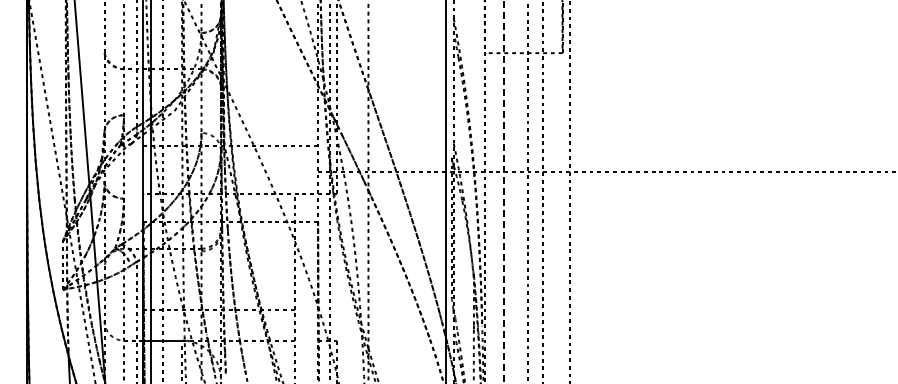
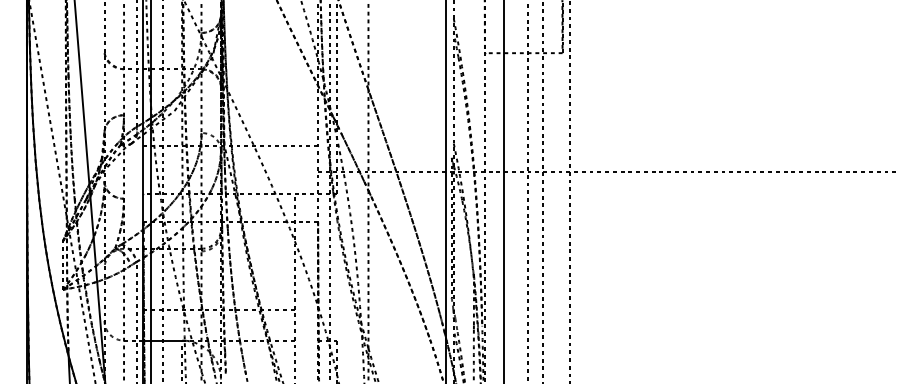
line: dashed -> solid (504, 192)
